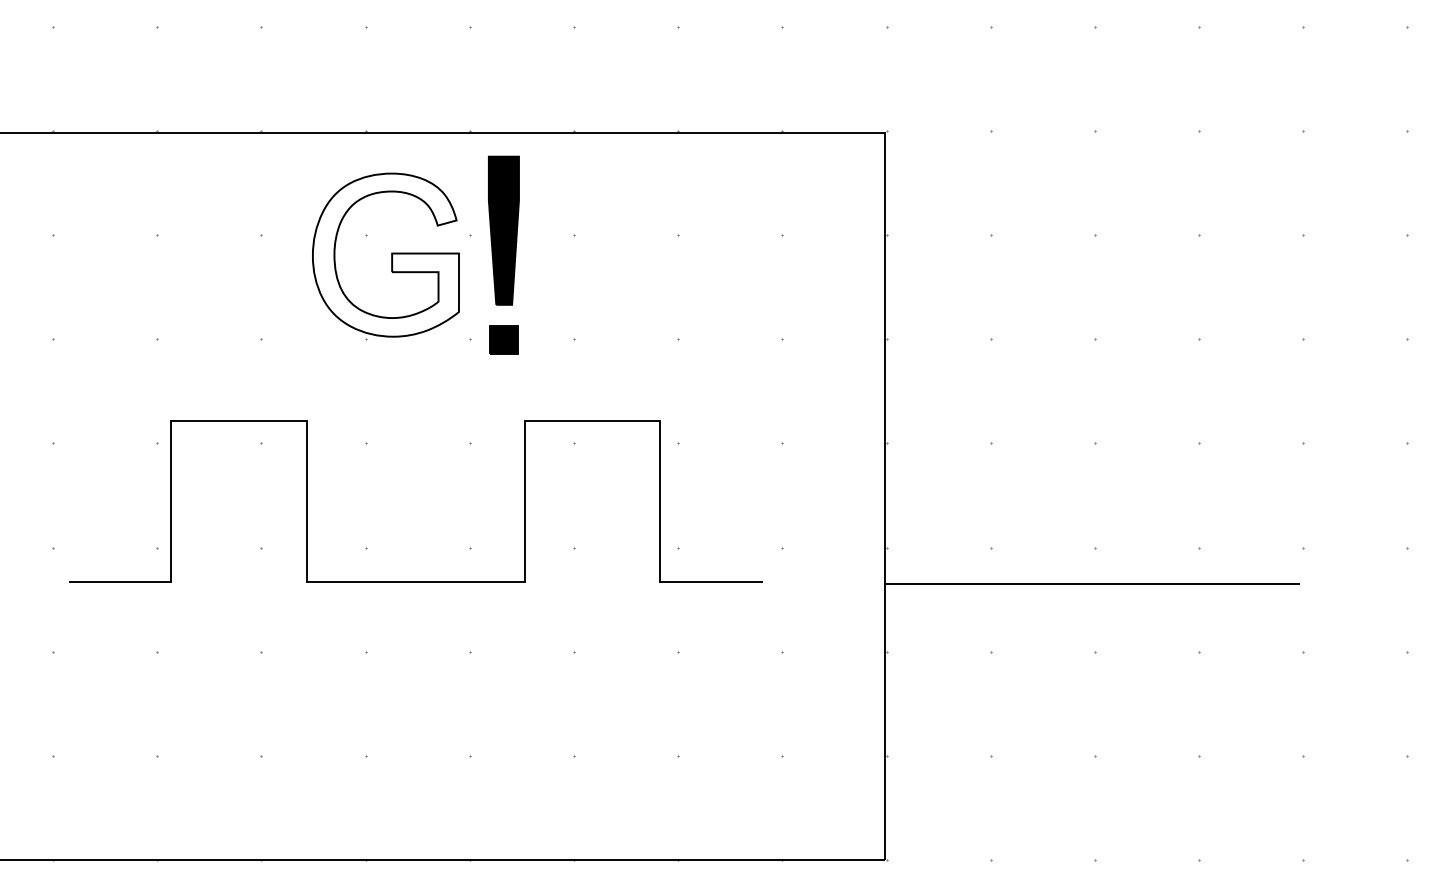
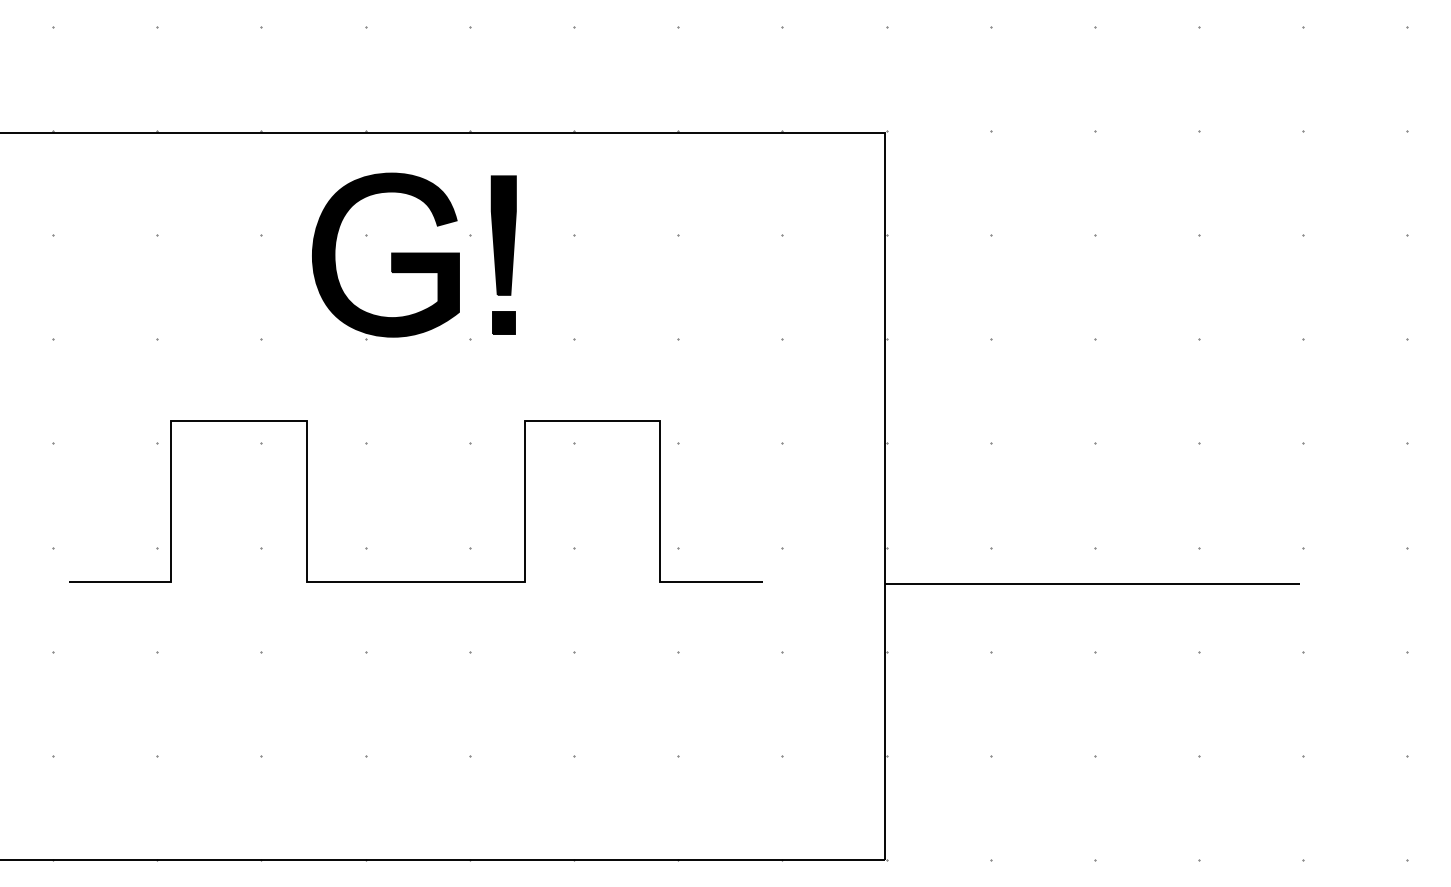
fill: none -> present (385, 254)
part size: 32x200 px -> 27x160 px (503, 254)
